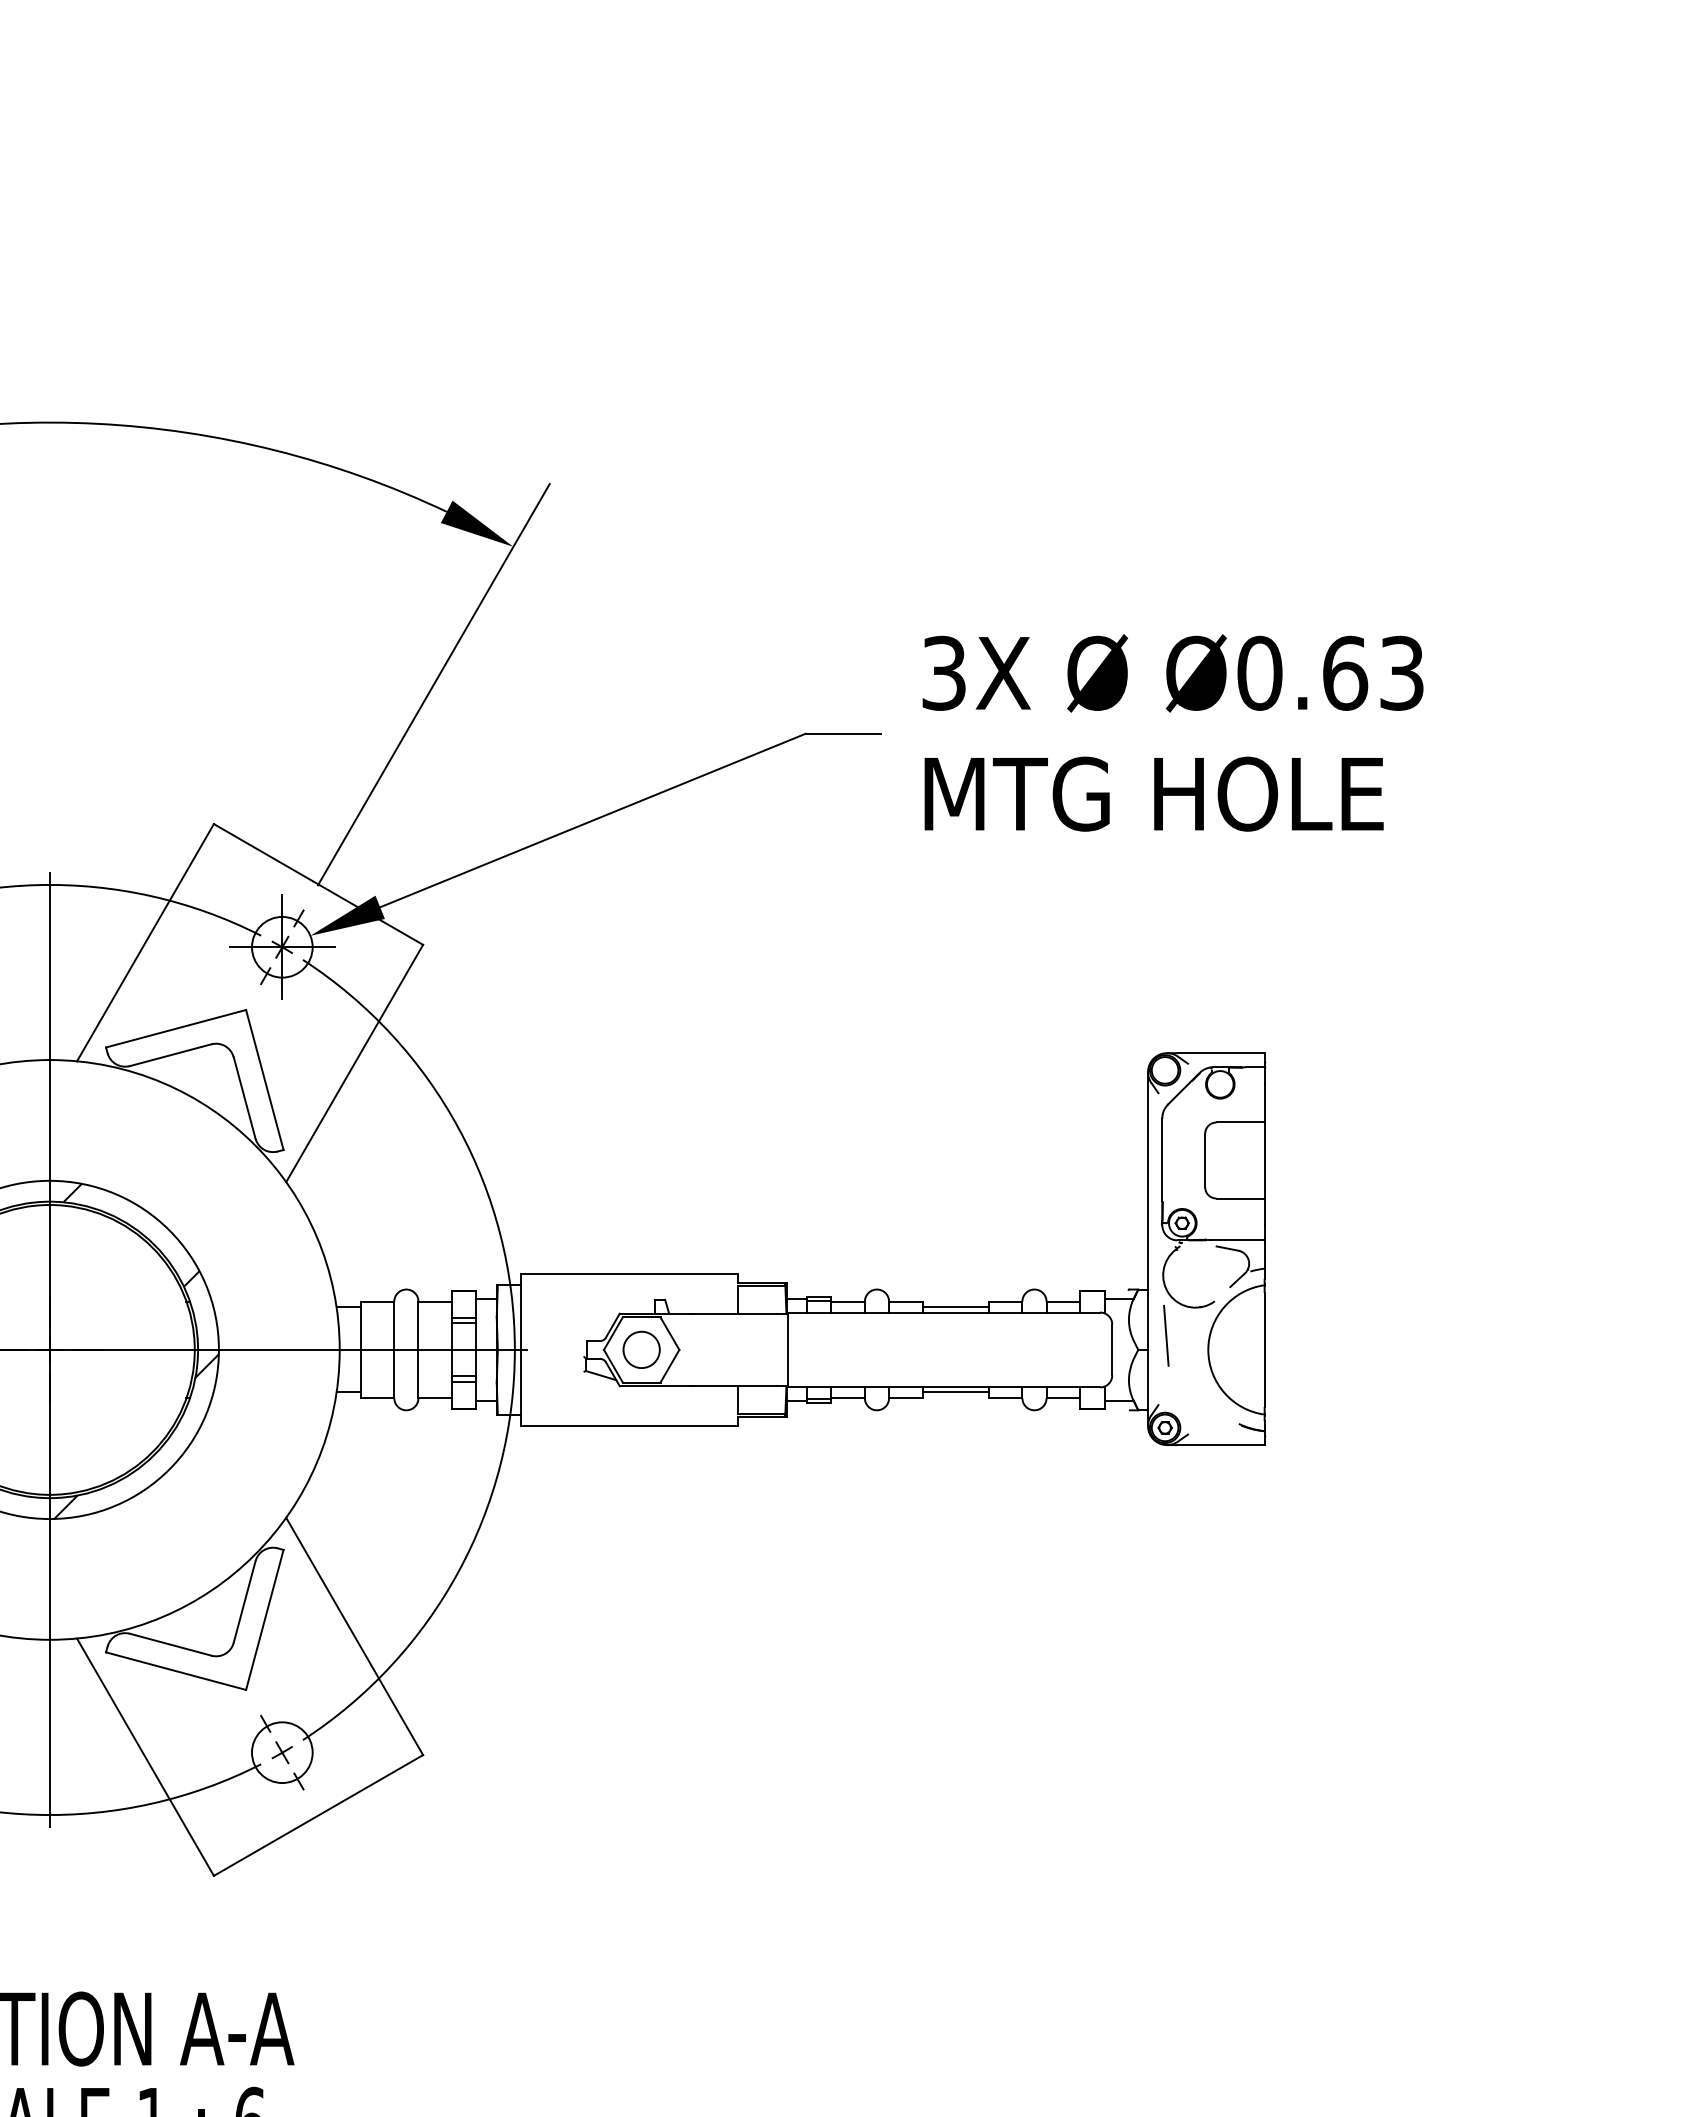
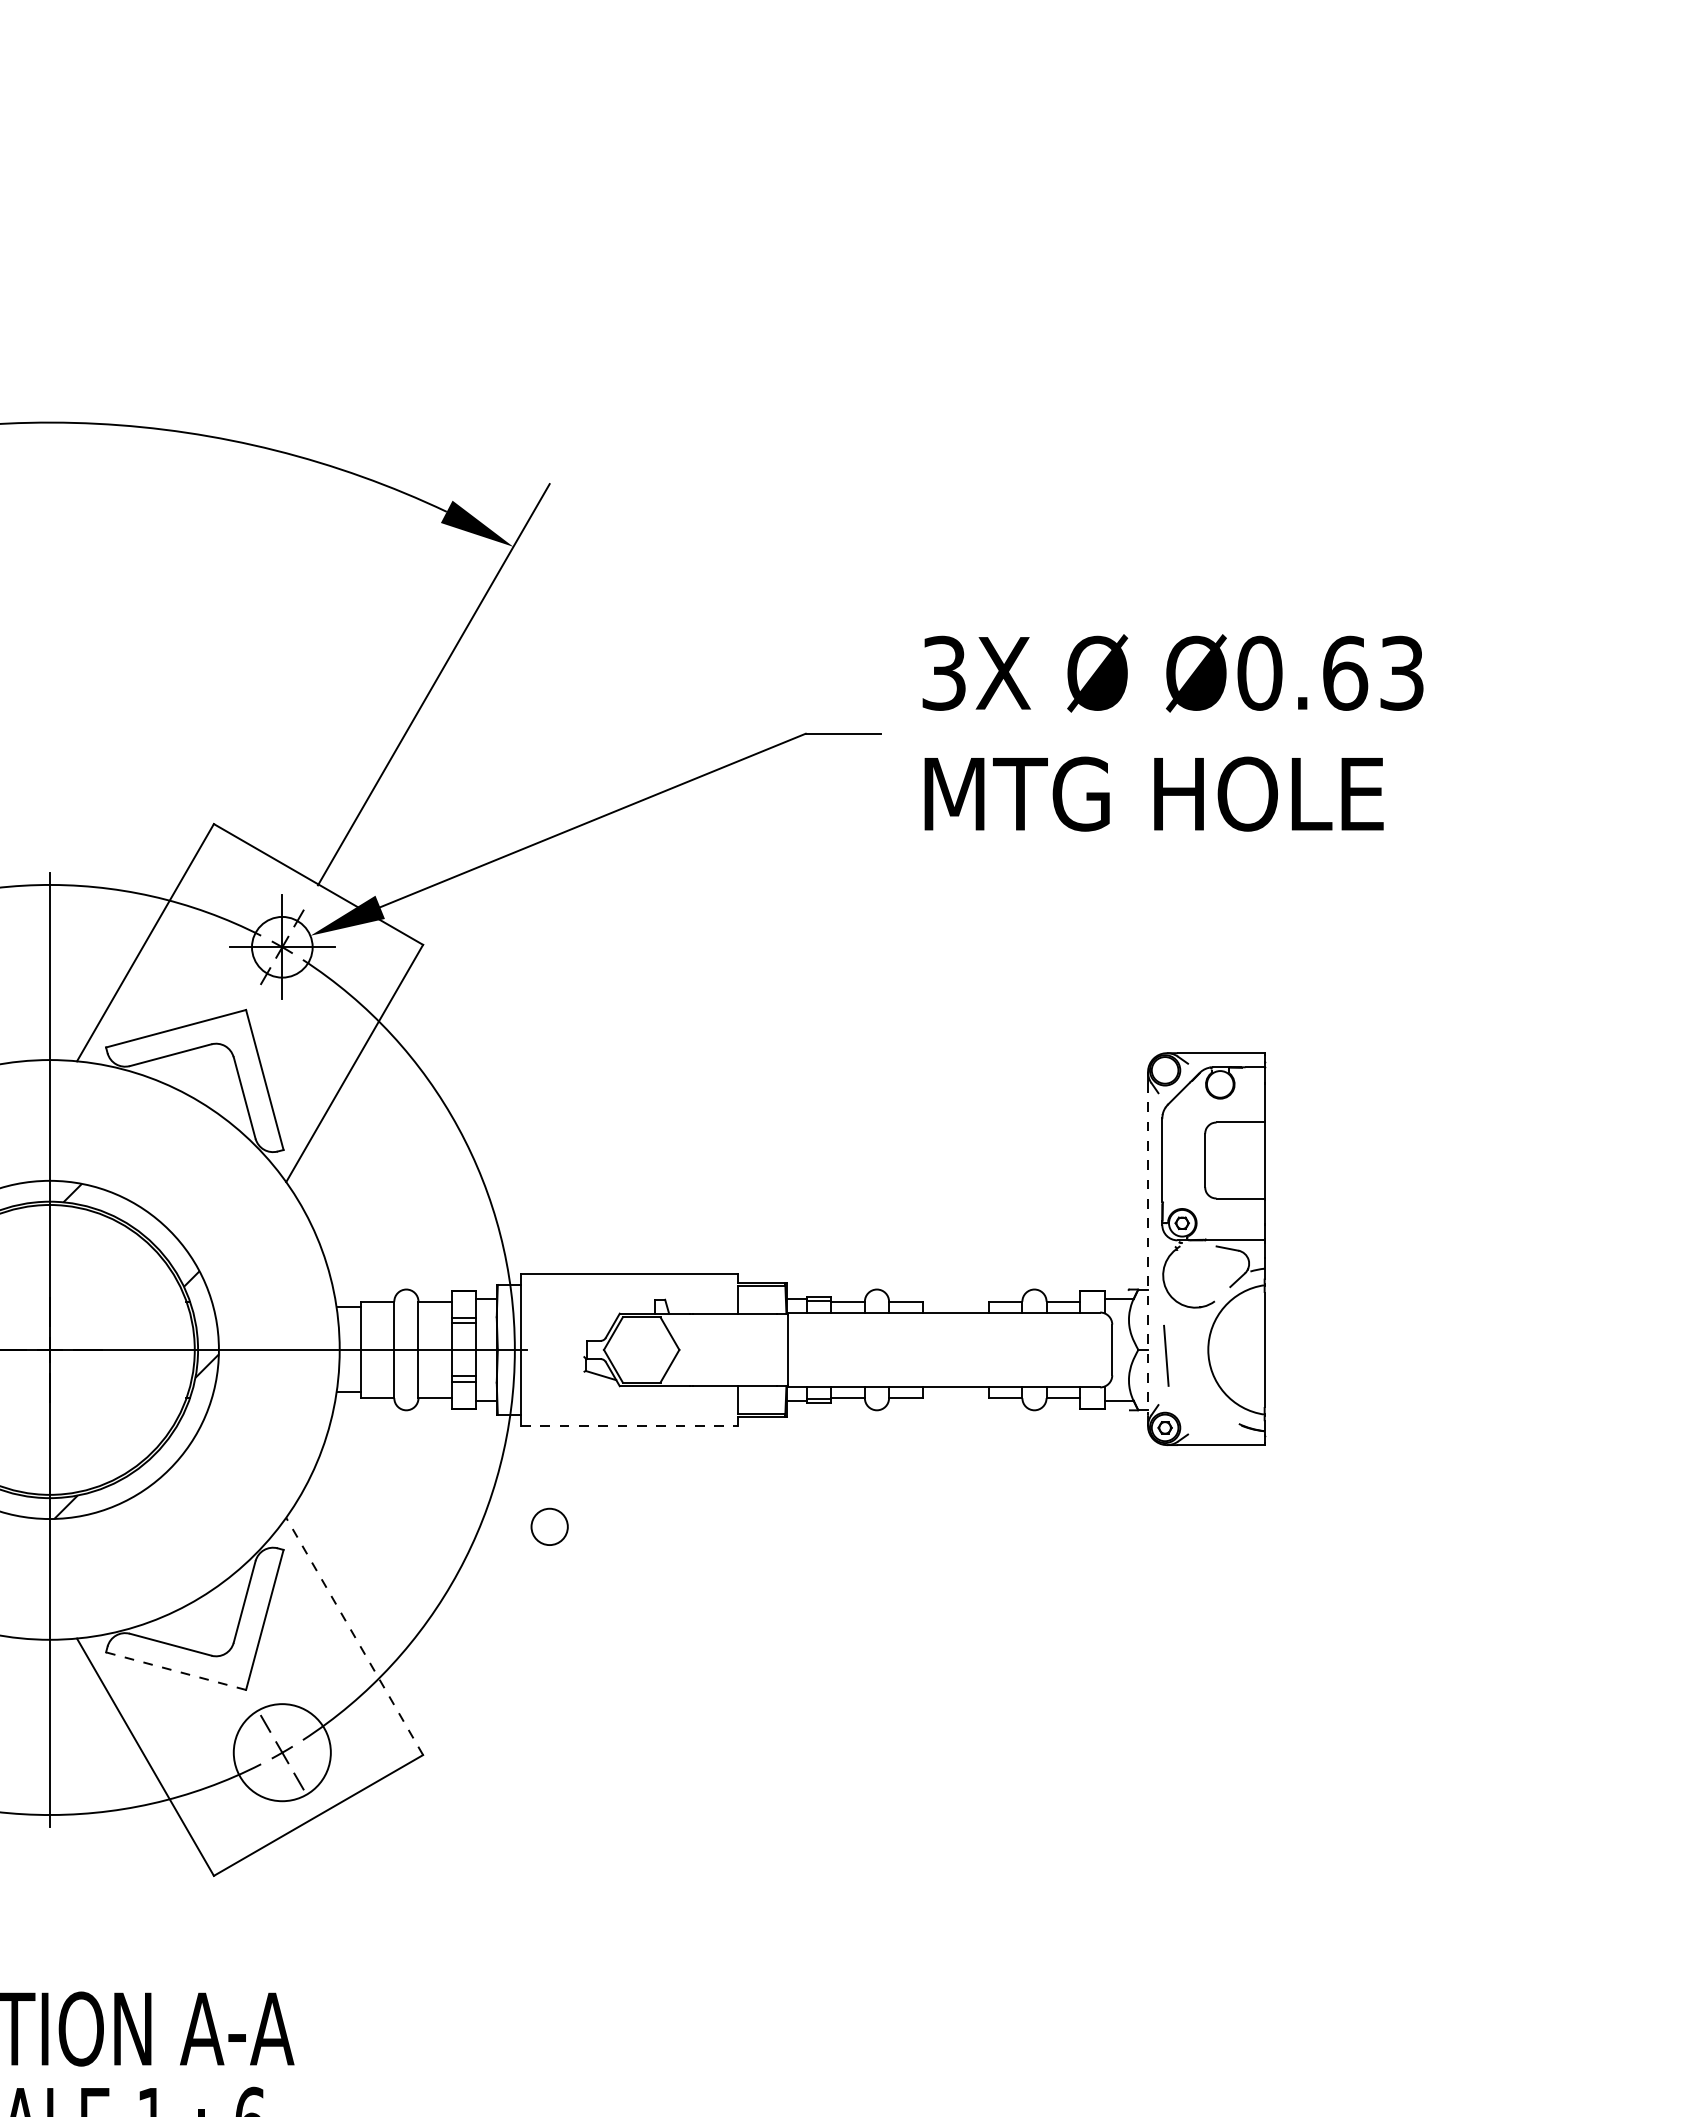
line: solid -> dashed (1148, 1249)
line: present -> none (955, 1307)
line position: (1166, 1335) -> (1166, 1355) (1166, 1355)
circle position: (641, 1349) -> (549, 1526) (549, 1526)
line: present -> none (955, 1392)
line: solid -> dashed (629, 1425)
line: solid -> dashed (354, 1636)
line: solid -> dashed (176, 1671)
circle diameter: 61 px -> 97 px (281, 1752)
